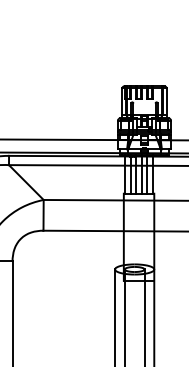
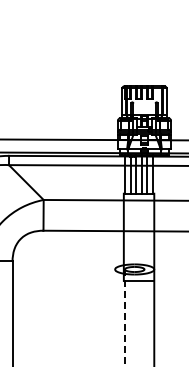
line: present -> none (115, 316)
line: present -> none (144, 316)
line: solid -> dashed (124, 318)
